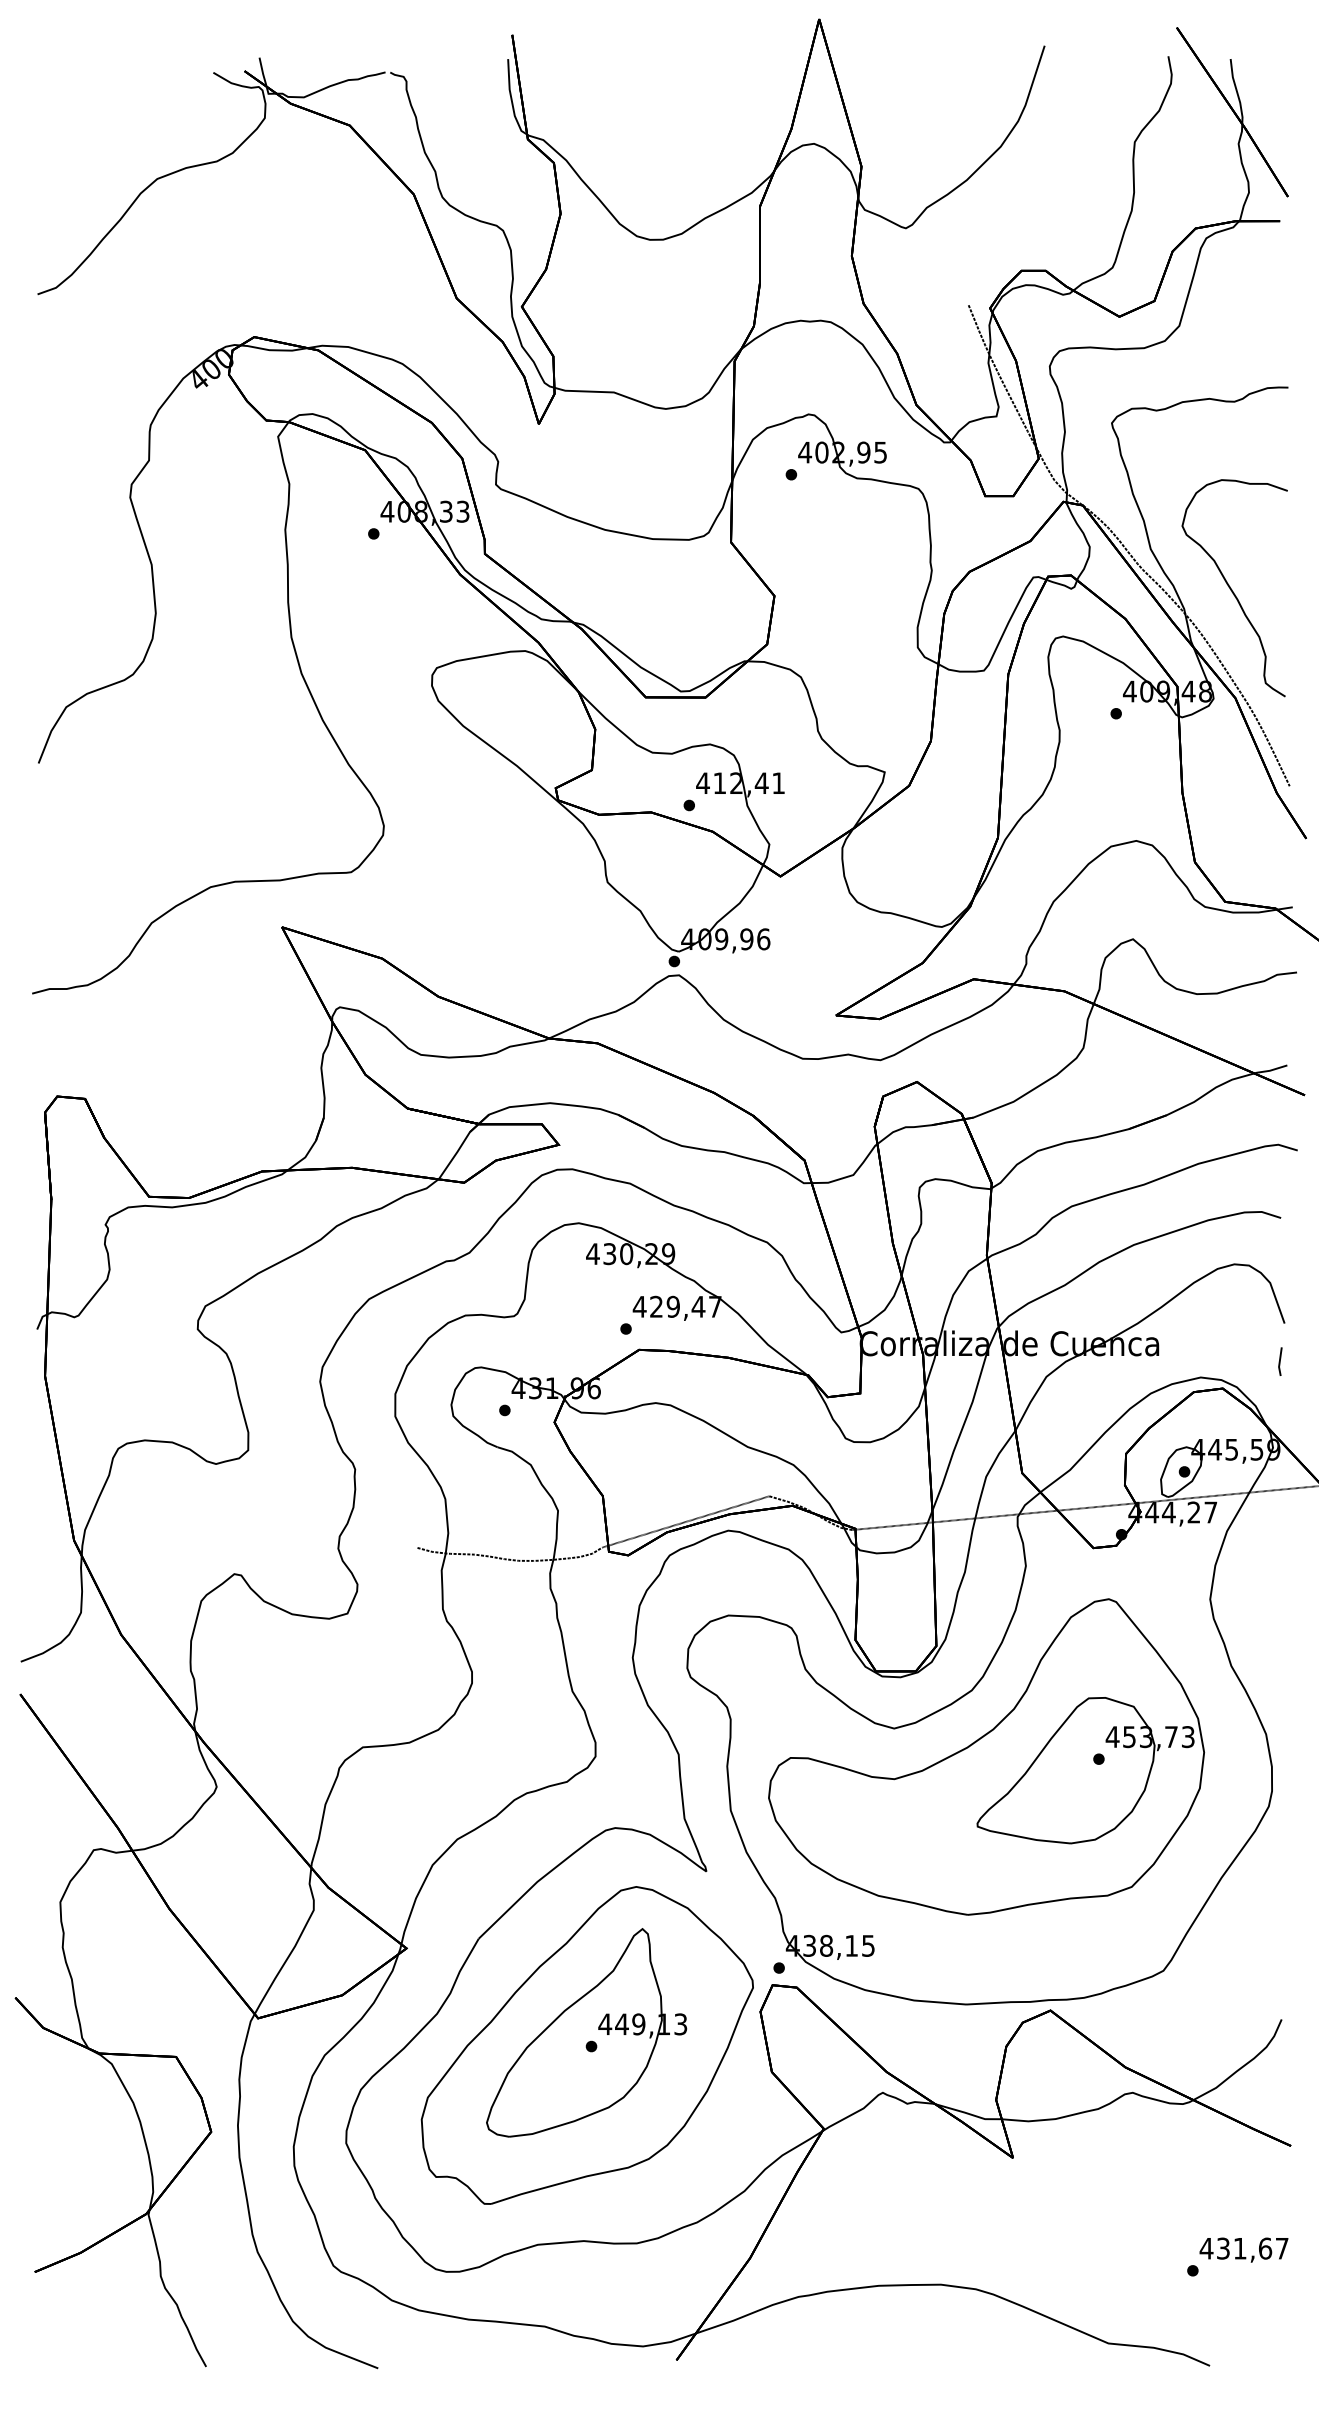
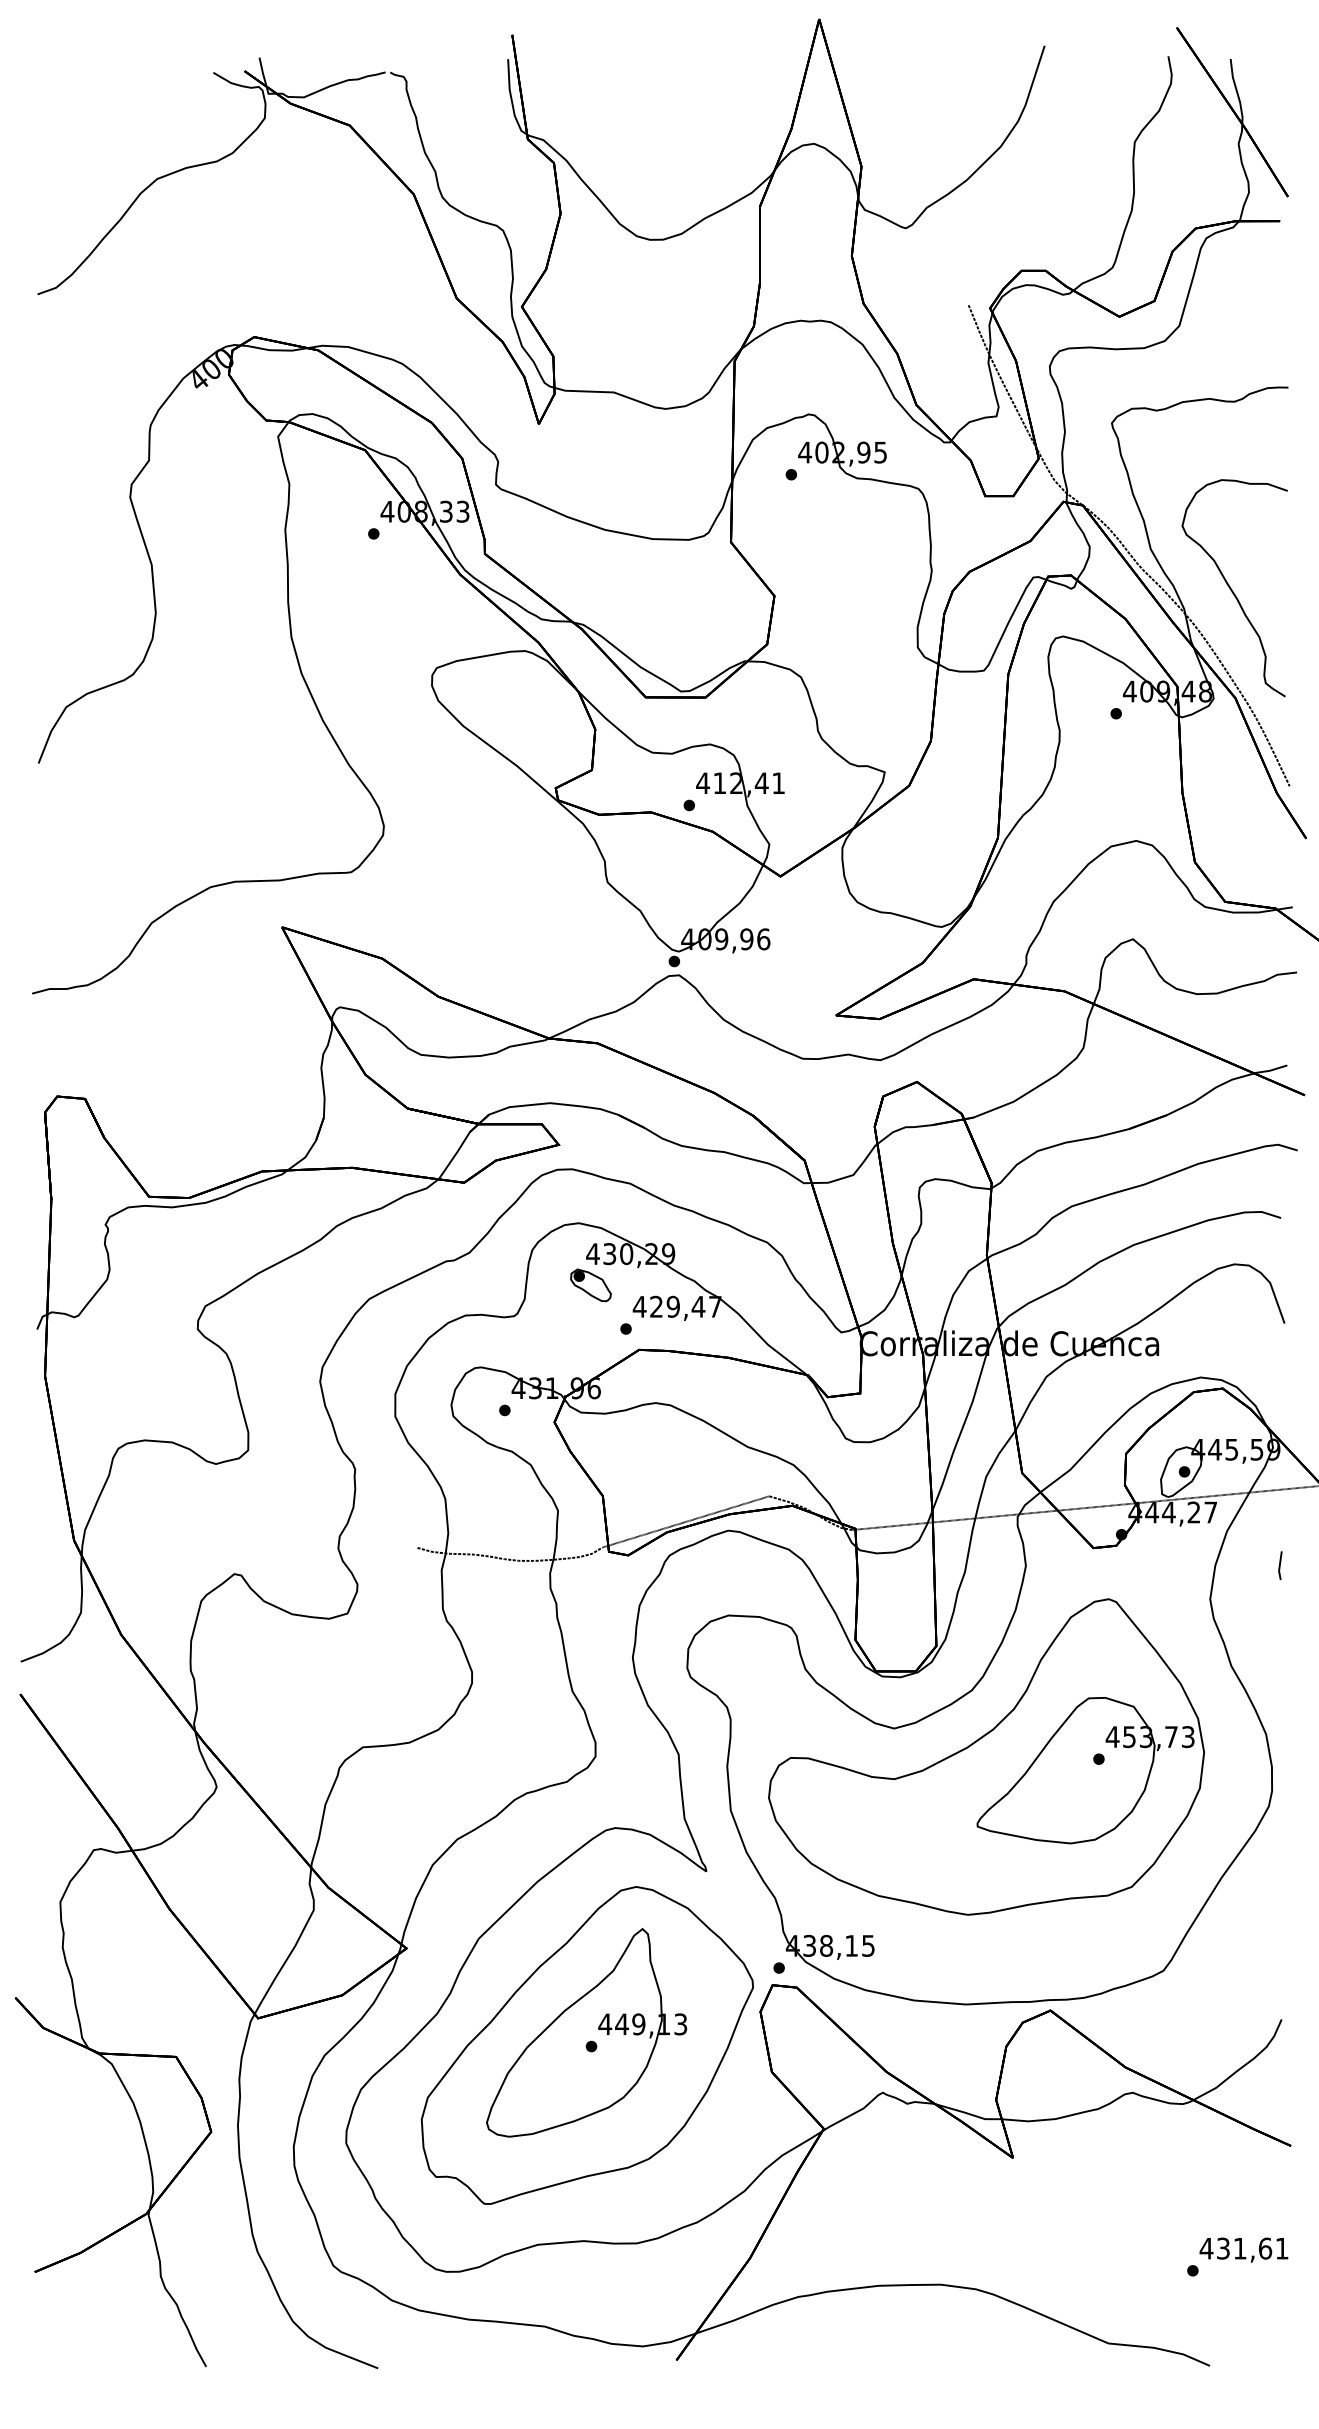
part: none -> present (590, 1285)
line position: (1280, 1361) -> (1280, 1565) (1280, 1565)
text: 431,67 -> 431,61 (1282, 2248)
